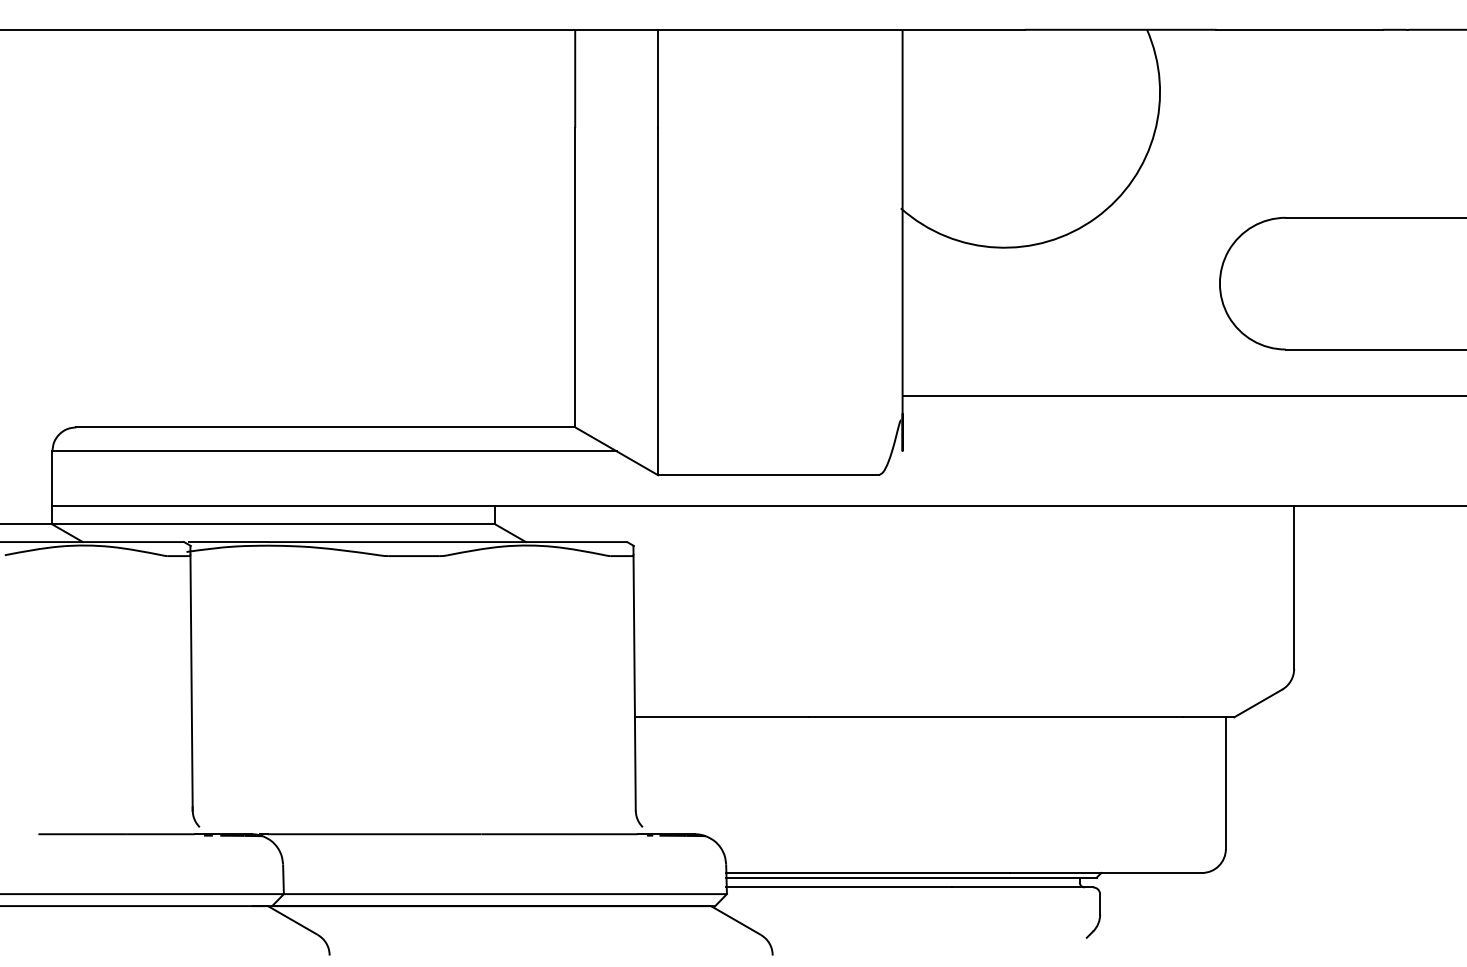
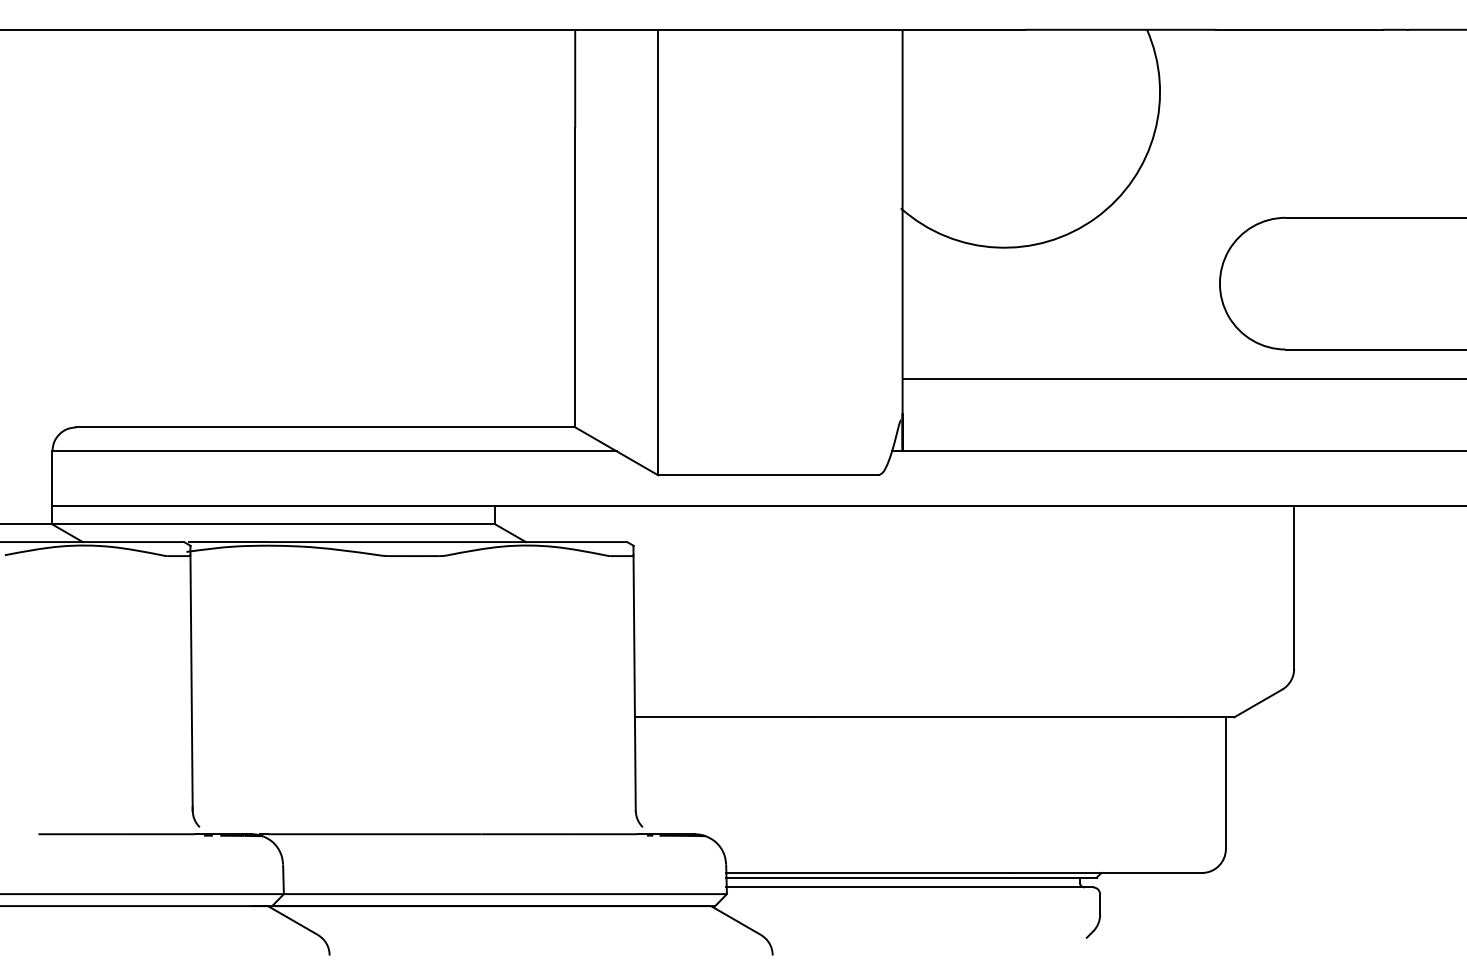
line position: (1182, 396) -> (1182, 379) (1182, 379)
line: none -> present (1177, 451)
